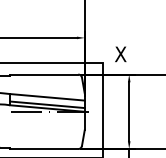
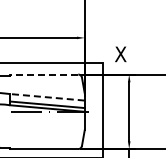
line: solid -> dashed (43, 74)
line: solid -> dashed (46, 97)
